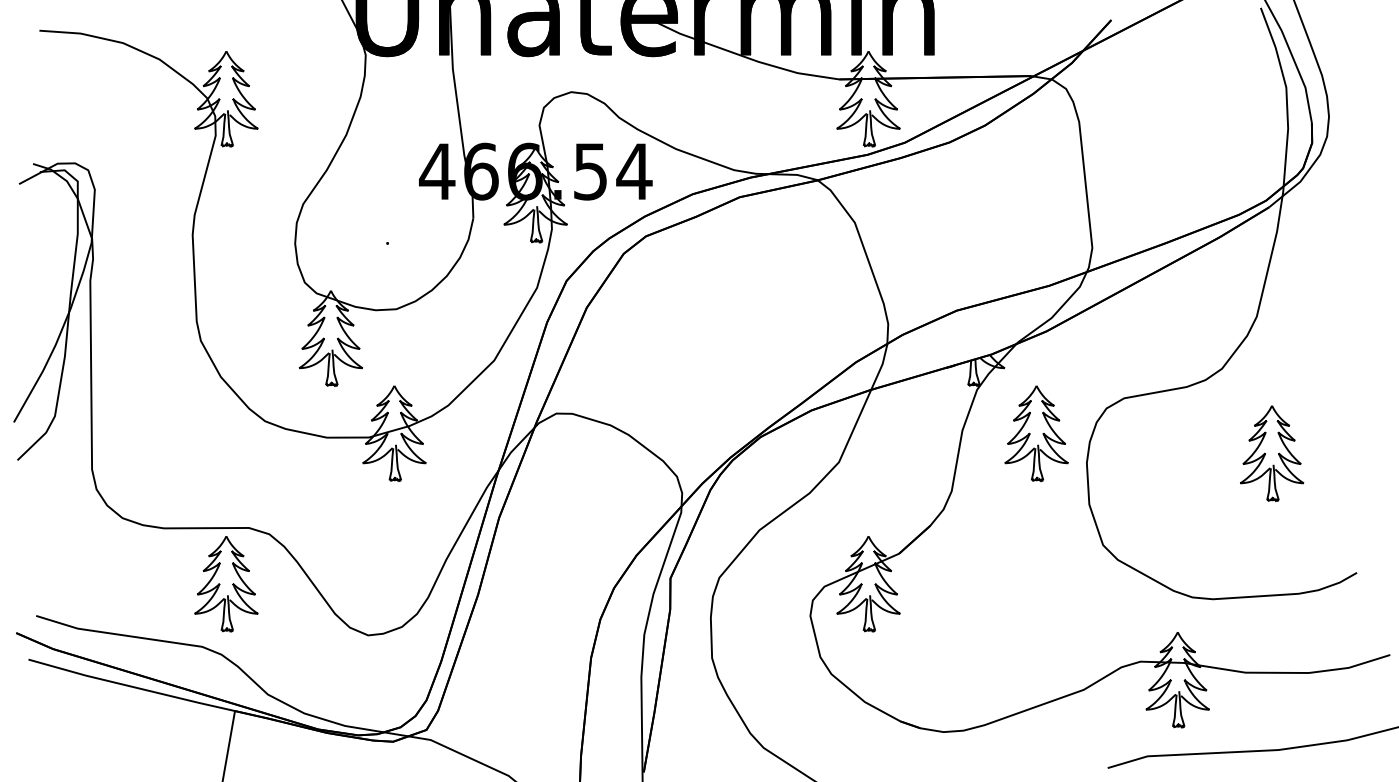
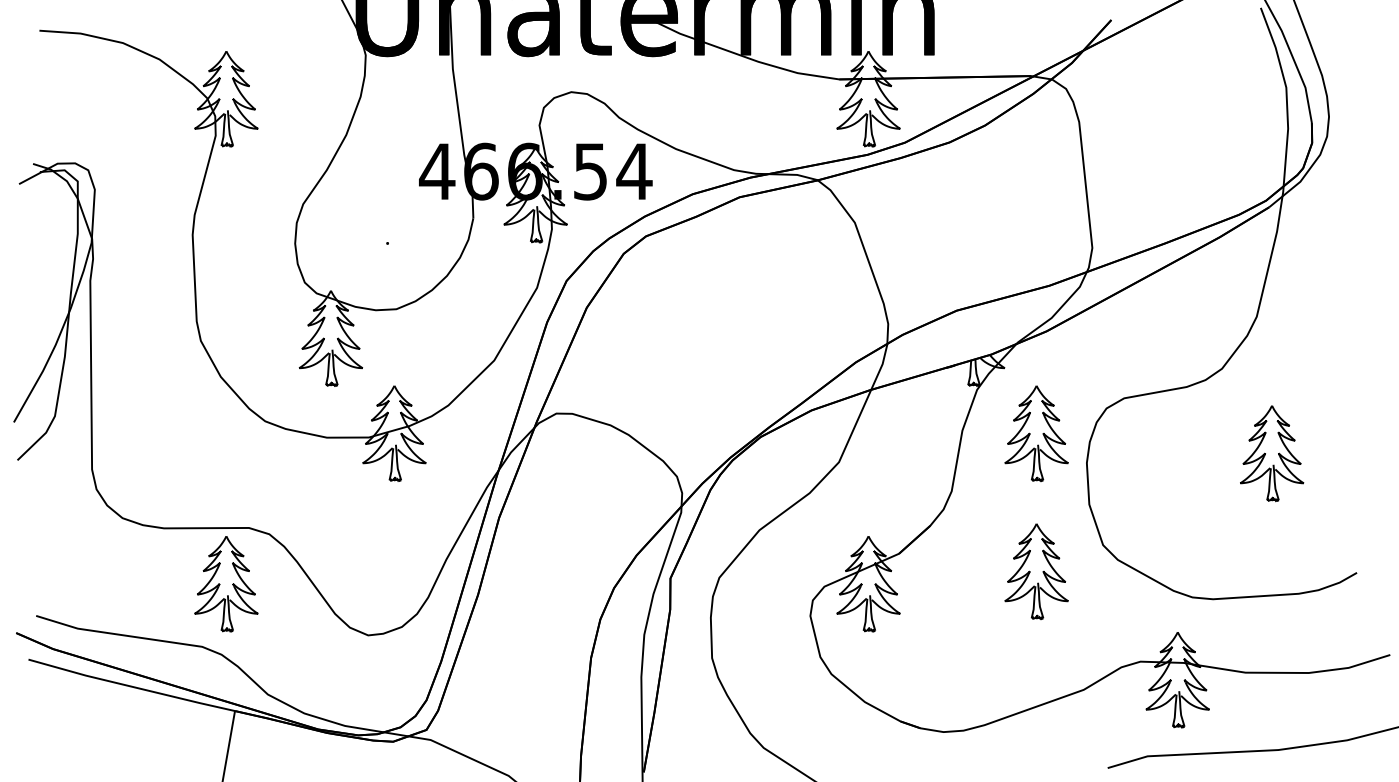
part: none -> present (1036, 571)
